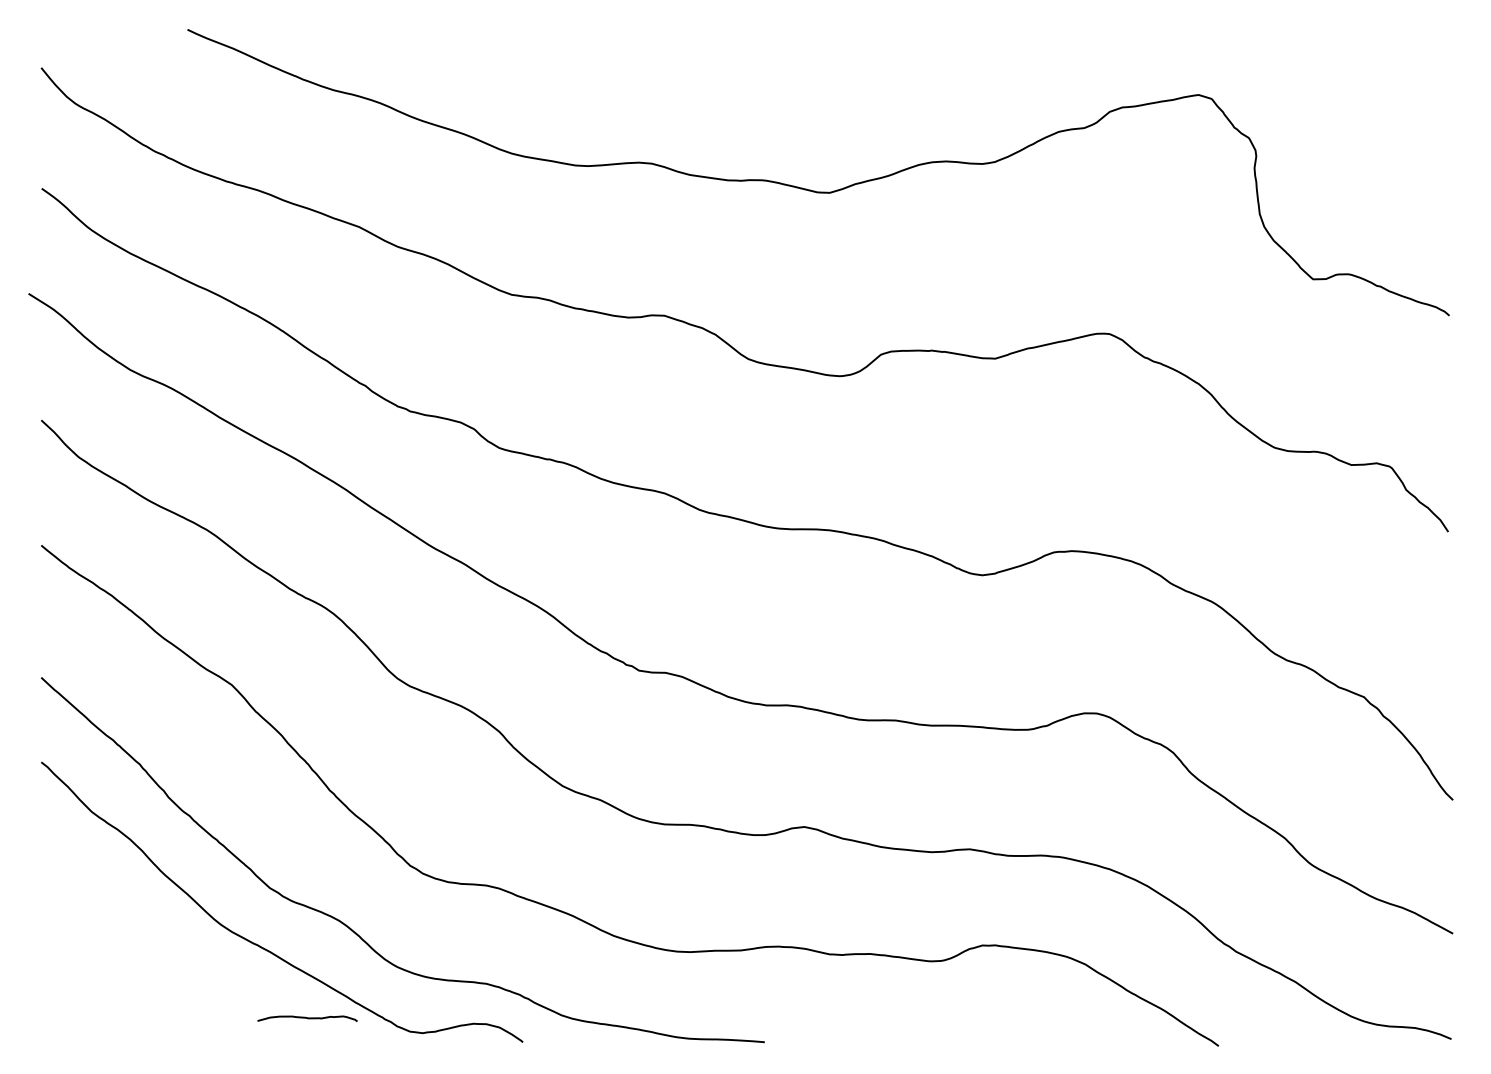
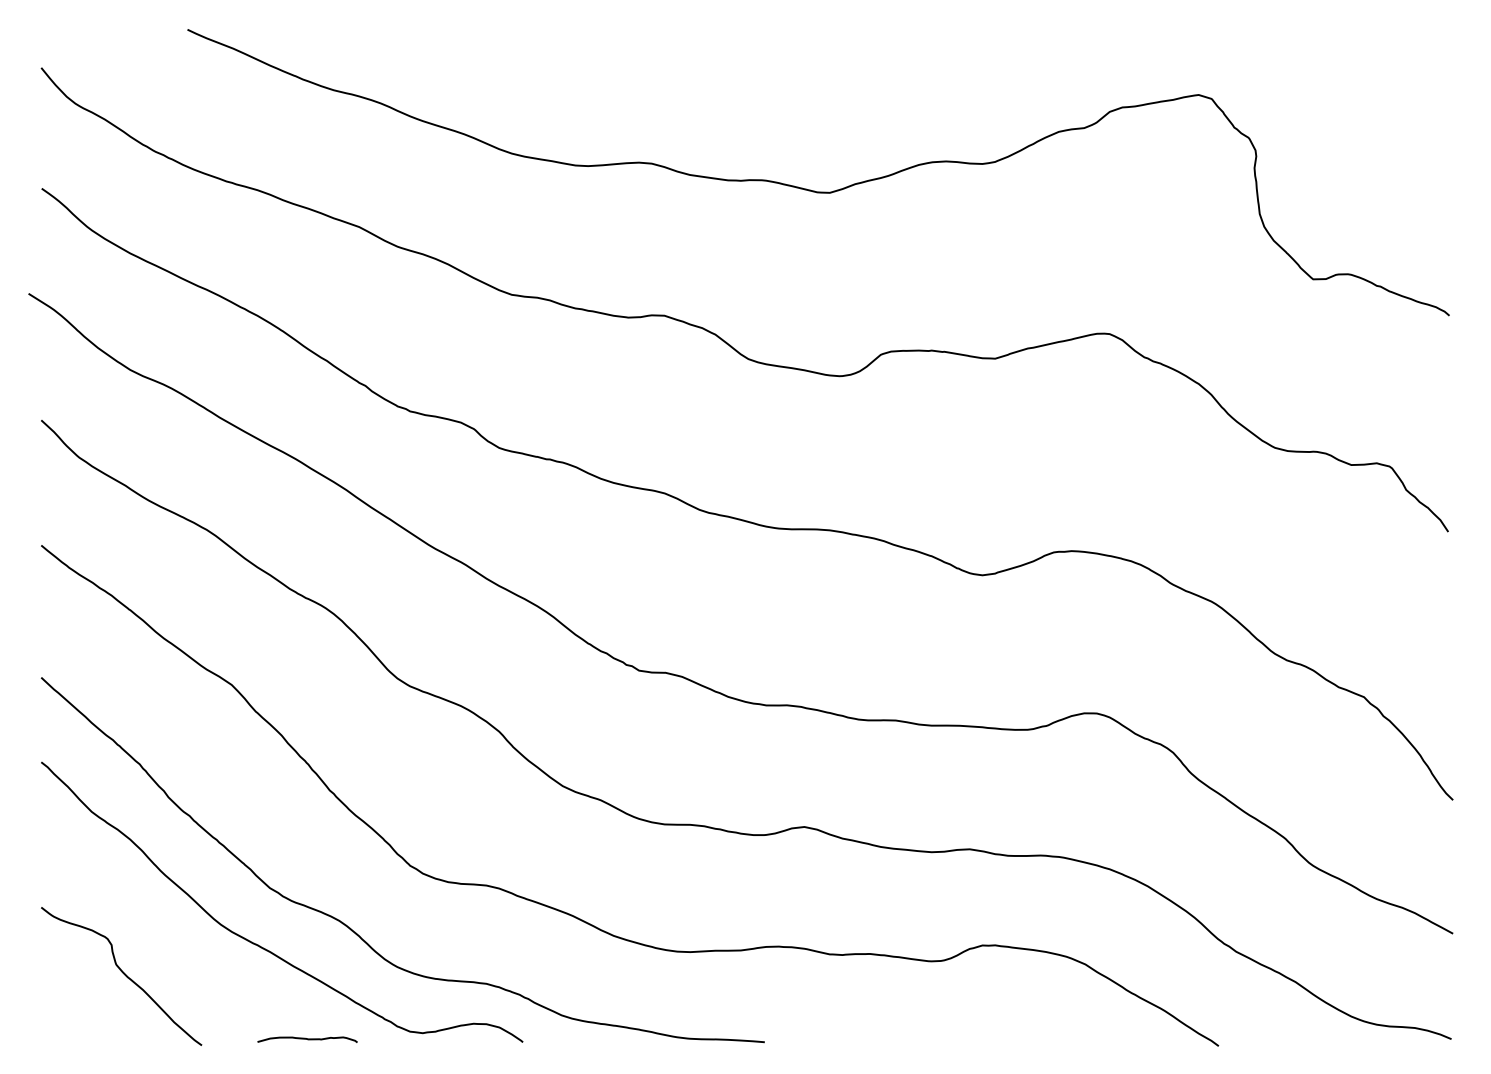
curve: none -> present (123, 974)
curve position: (307, 1018) -> (307, 1039) (307, 1039)
